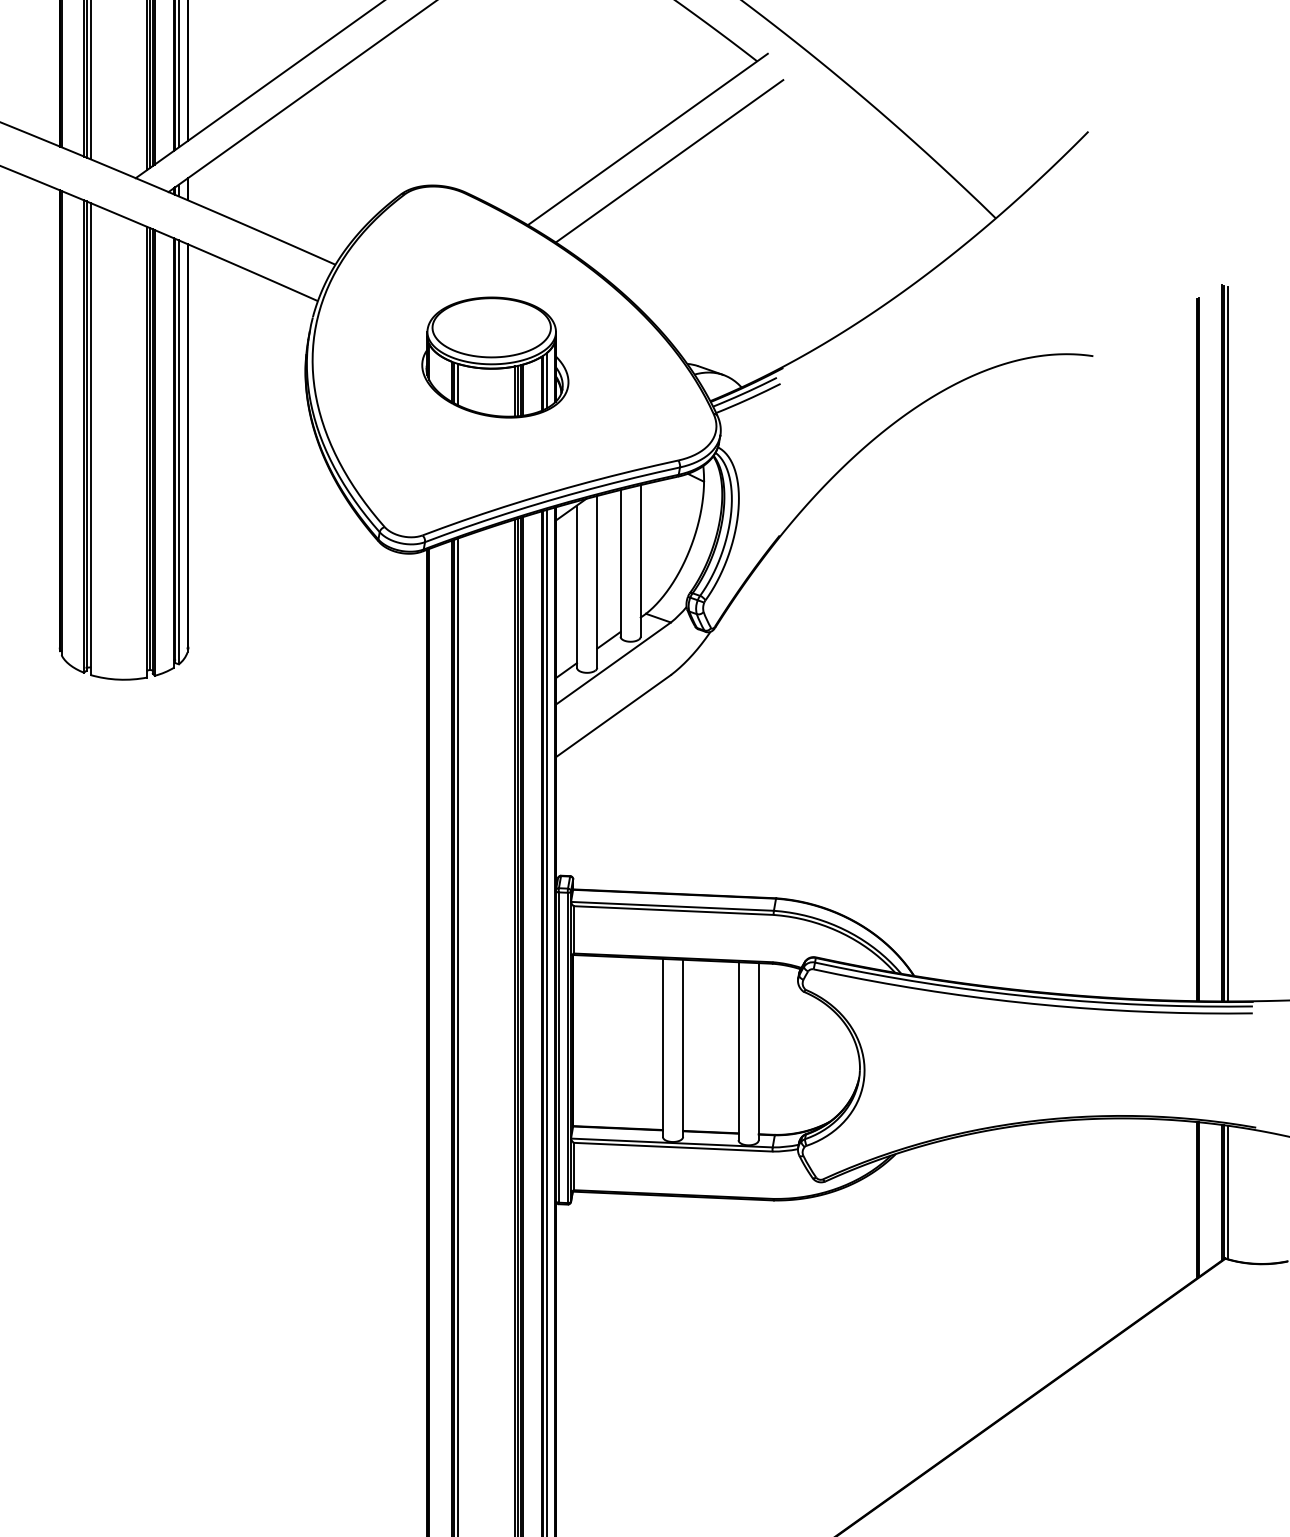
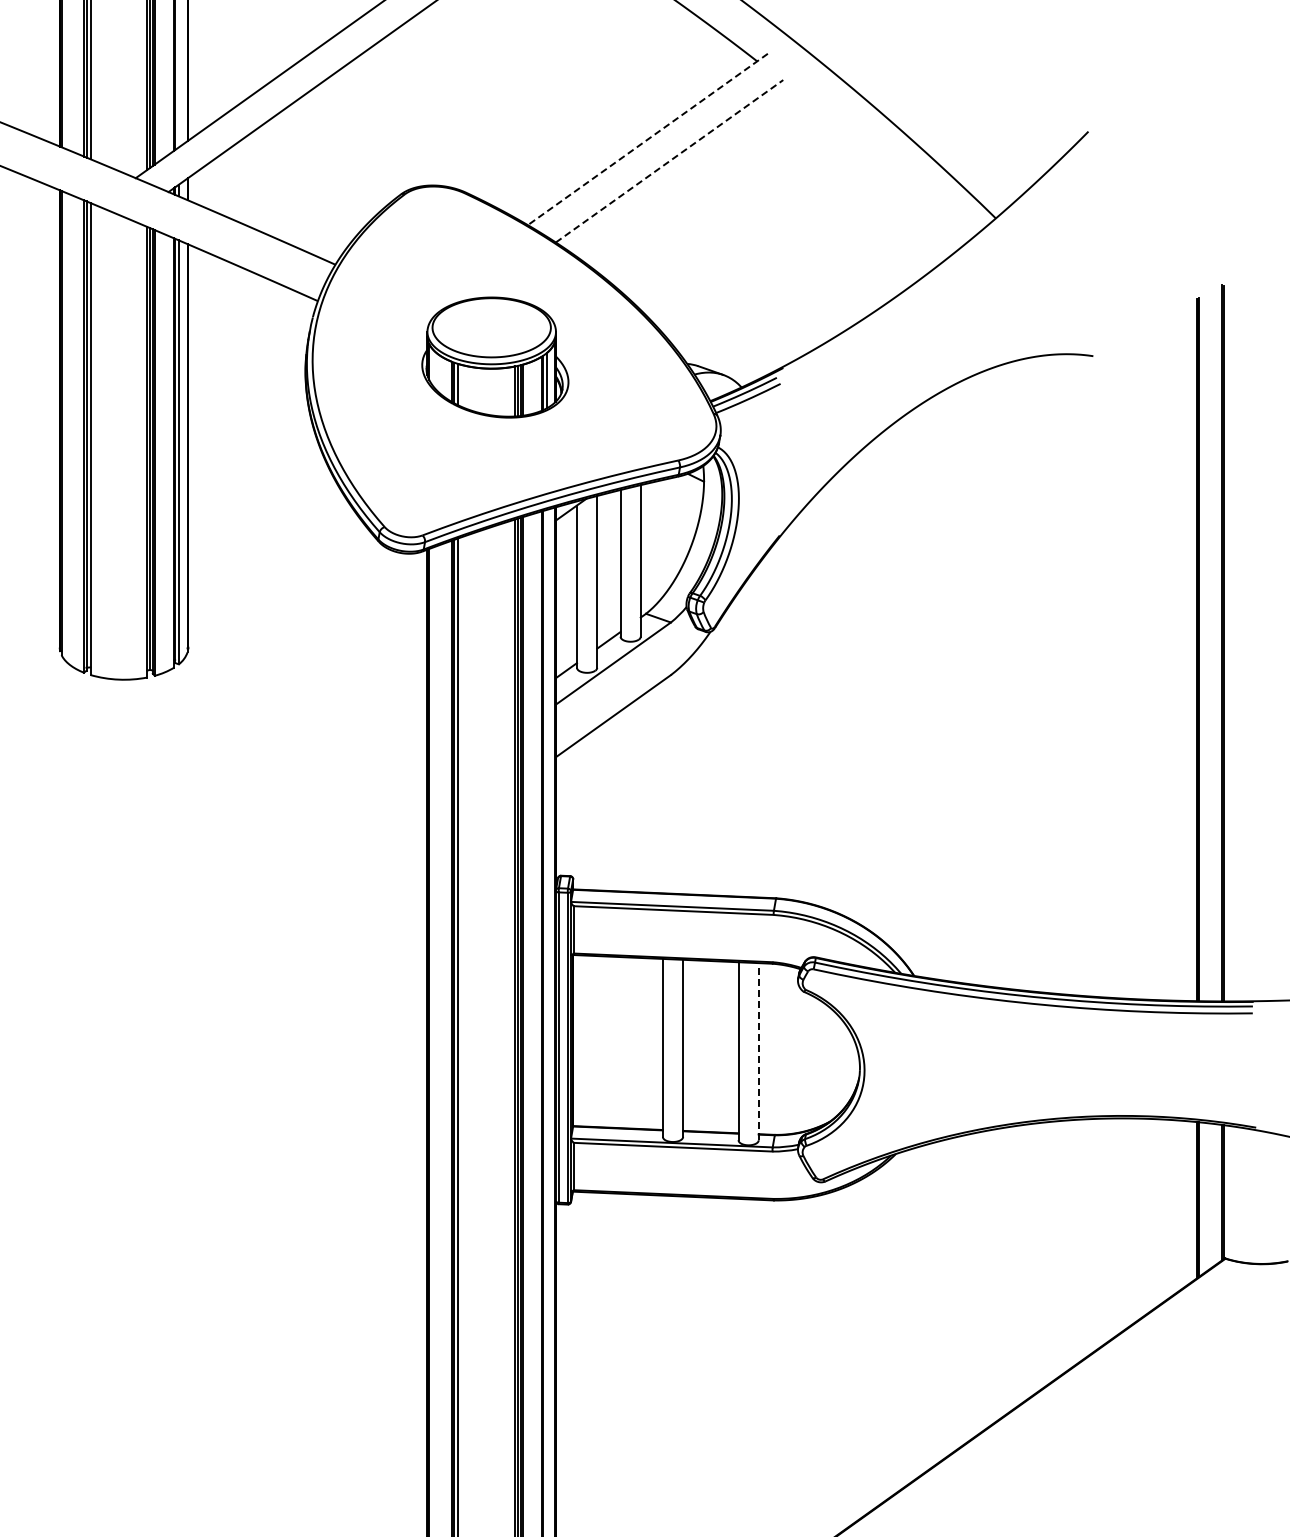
line: present -> none (178, 74)
line: solid -> dashed (647, 139)
line: solid -> dashed (669, 161)
line: present -> none (1228, 644)
line: present -> none (546, 1021)
line: solid -> dashed (758, 1051)
line: present -> none (1228, 1192)
